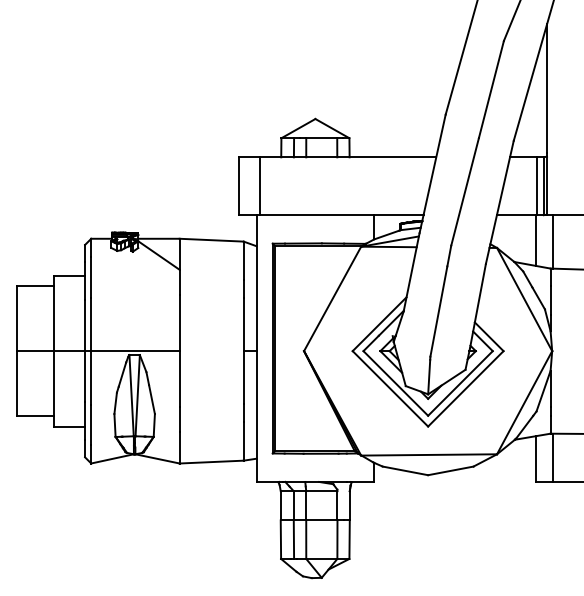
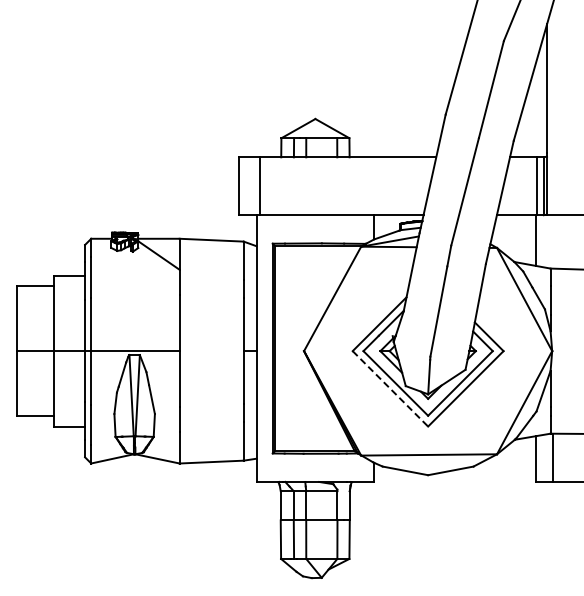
line: present -> none (552, 241)
line: solid -> dashed (390, 389)
